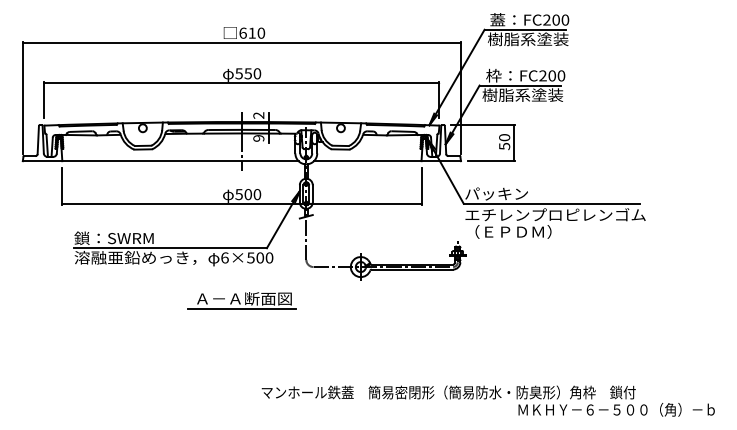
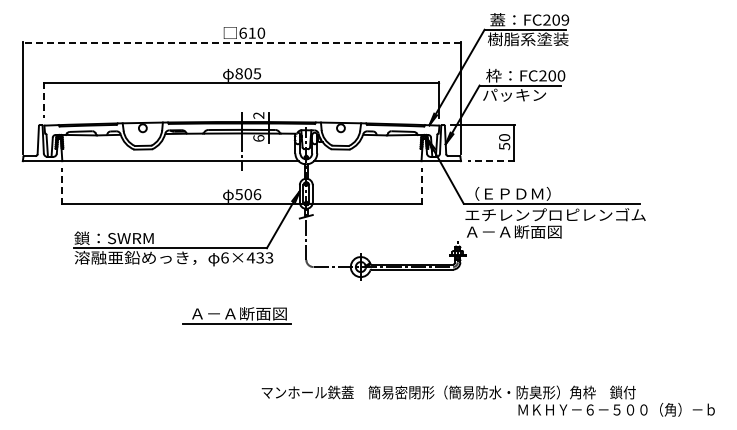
text: FC200 -> FC209 (565, 19)
line: solid -> dashed (241, 42)
text: 550 -> 805 (248, 73)
text: 樹脂系塗装 -> パッキン (522, 94)
line: solid -> dashed (44, 100)
text: 9 -> 6 (258, 138)
line: solid -> dashed (491, 161)
line: solid -> dashed (62, 186)
line: solid -> dashed (421, 186)
text: パッキン -> （ＥＰＤＭ） (507, 193)
text: 500 -> 506 (257, 194)
text: （ＥＰＤＭ） -> Ａ－Ａ断面図 (513, 231)
text: 6×500 -> 6×433 (259, 257)
part position: (241, 300) -> (236, 315) (236, 315)
